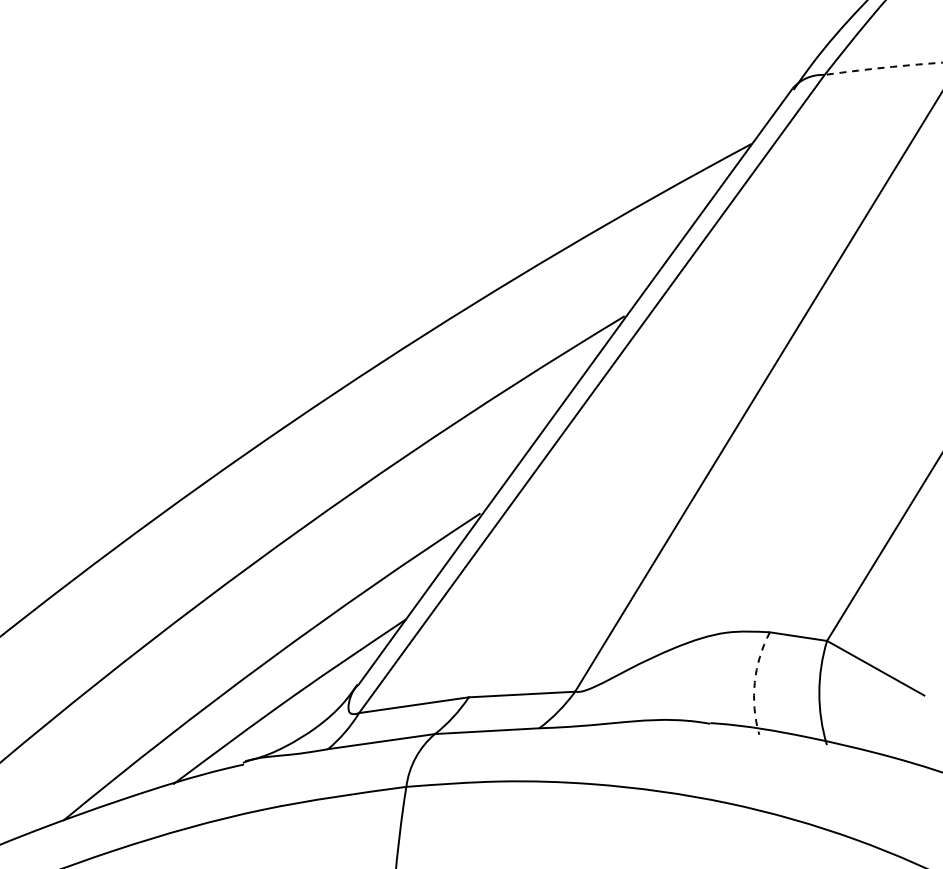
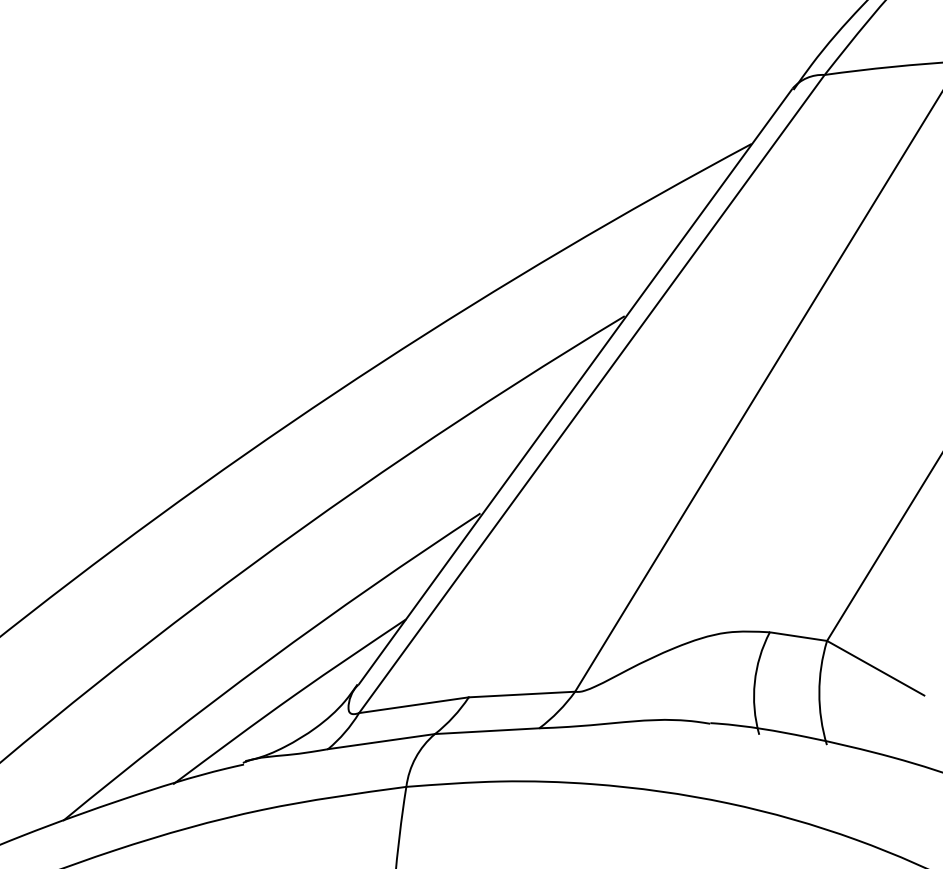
arc: dashed -> solid (883, 67)
arc: dashed -> solid (754, 682)
